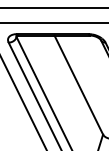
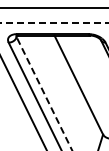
line: solid -> dashed (54, 22)
line: solid -> dashed (44, 93)
